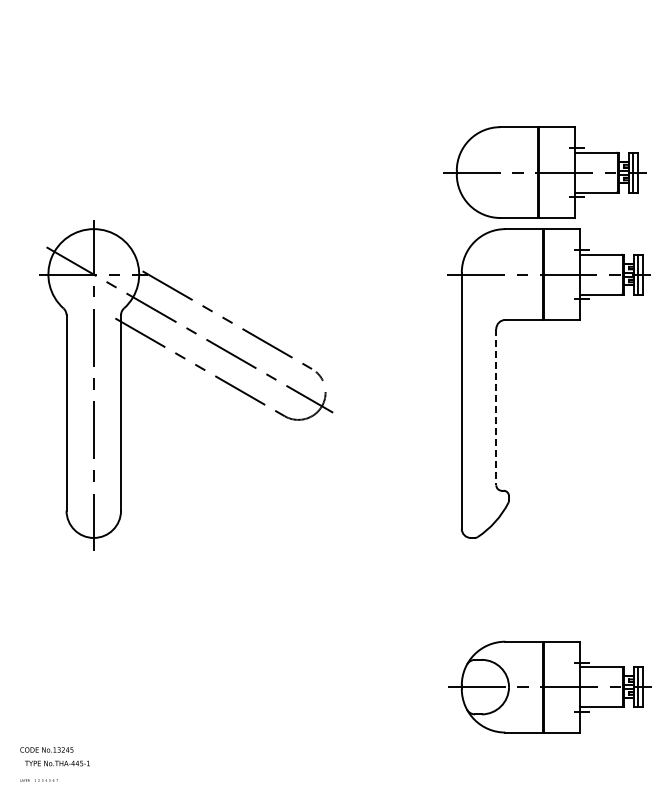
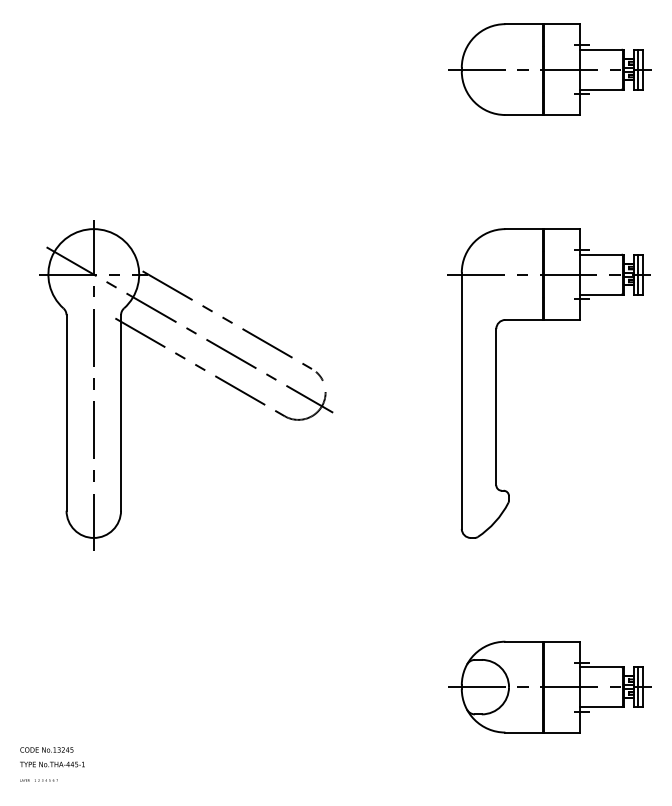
part position: (544, 172) -> (549, 69) (549, 69)
line: dashed -> solid (496, 407)
text position: (57, 763) -> (52, 764) (52, 764)
